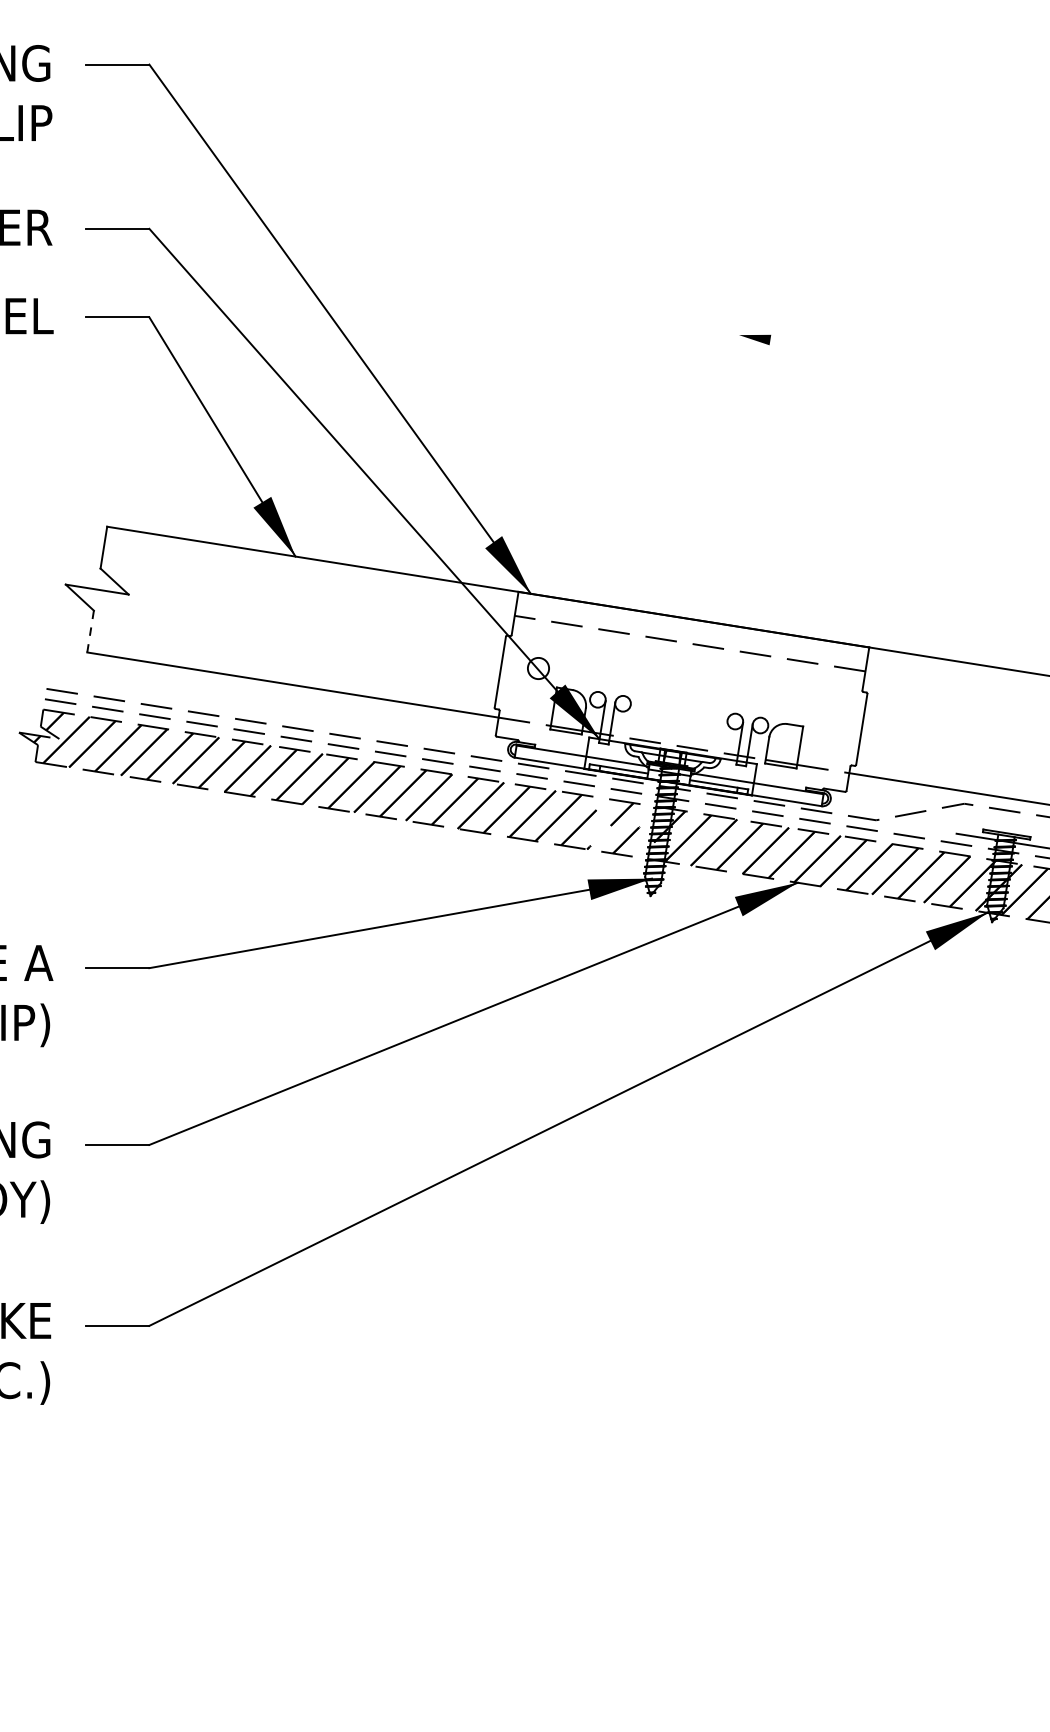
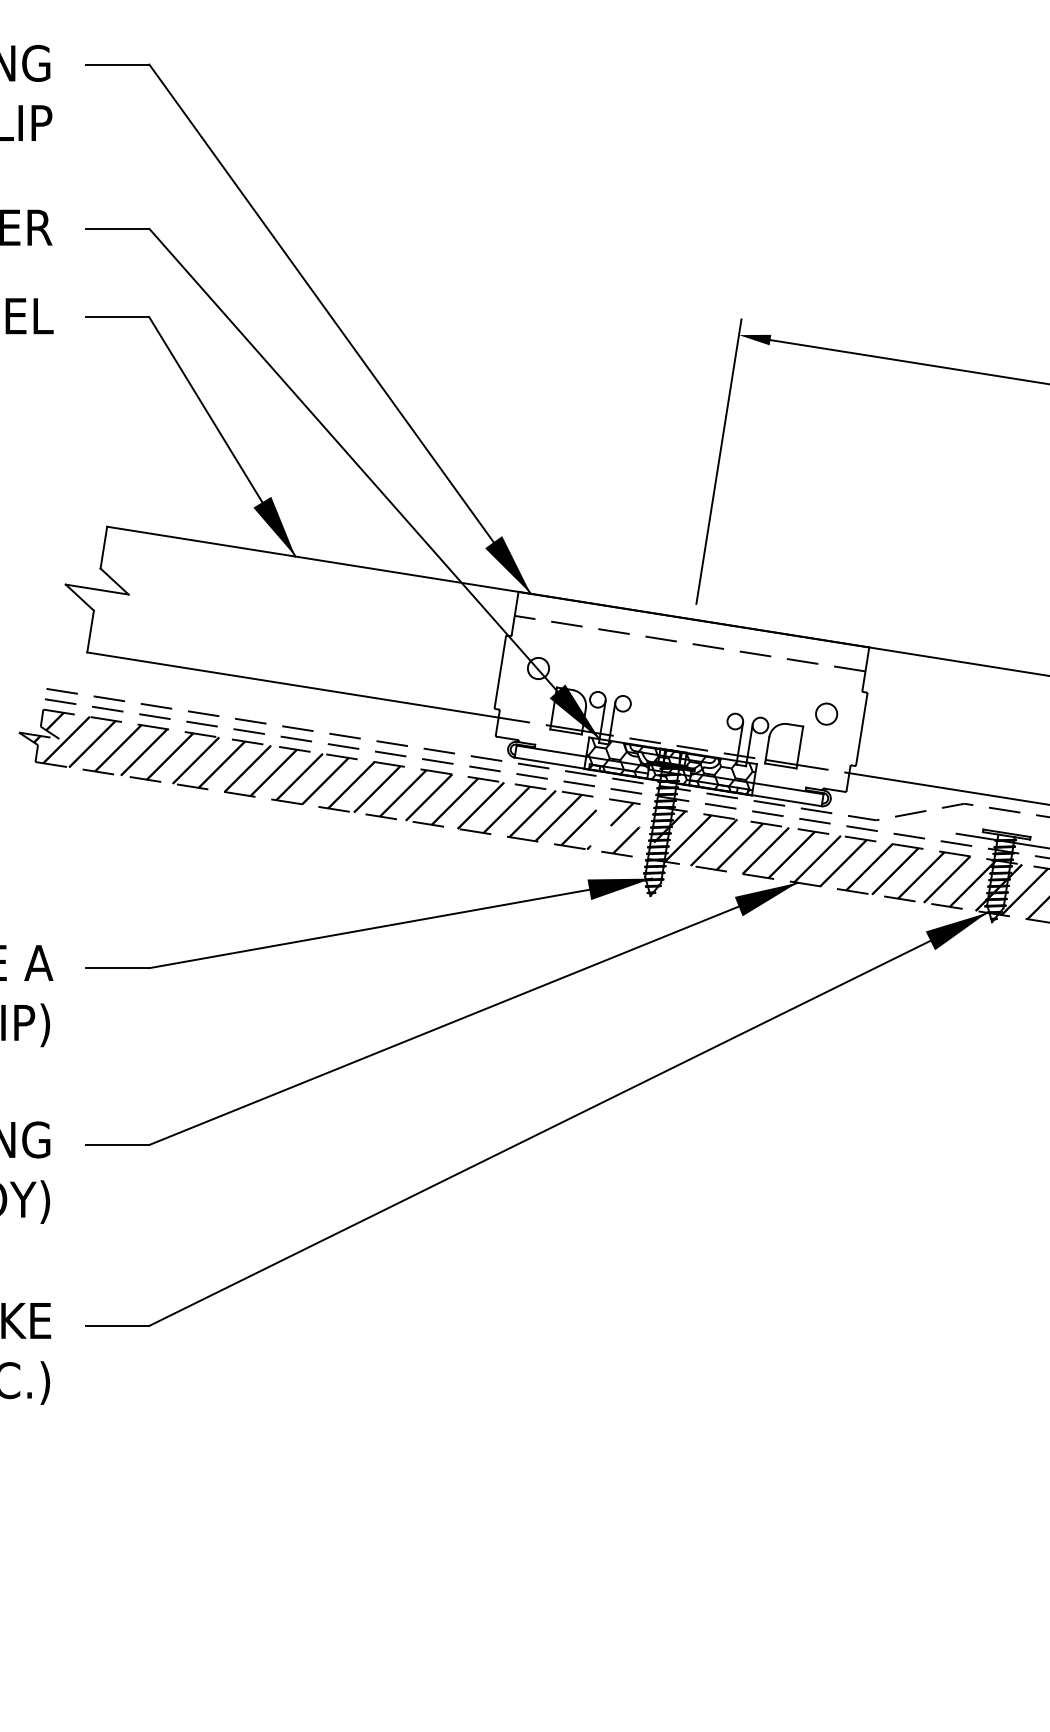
line: none -> present (908, 361)
line: none -> present (718, 461)
line: dashed -> solid (90, 632)
circle: none -> present (826, 713)
hatch: none -> present (670, 765)
